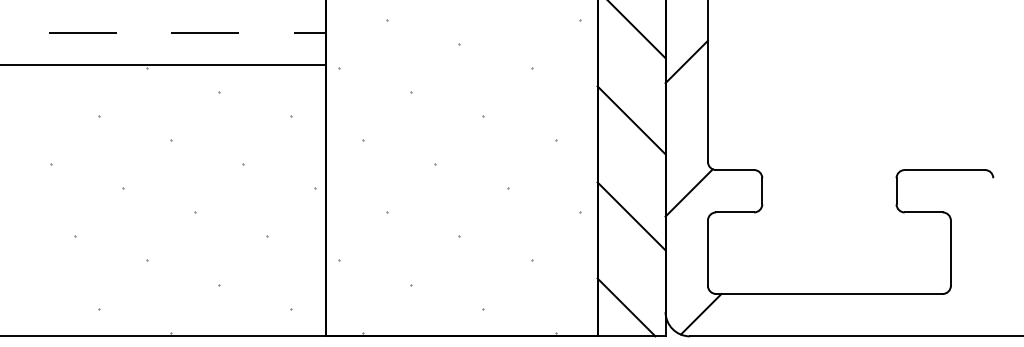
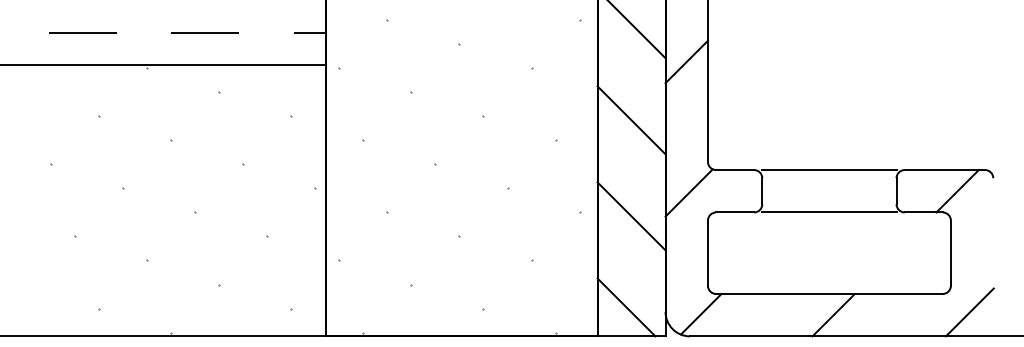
line: none -> present (829, 170)
line: none -> present (957, 191)
line: none -> present (829, 212)
line: none -> present (969, 312)
line: none -> present (833, 314)
